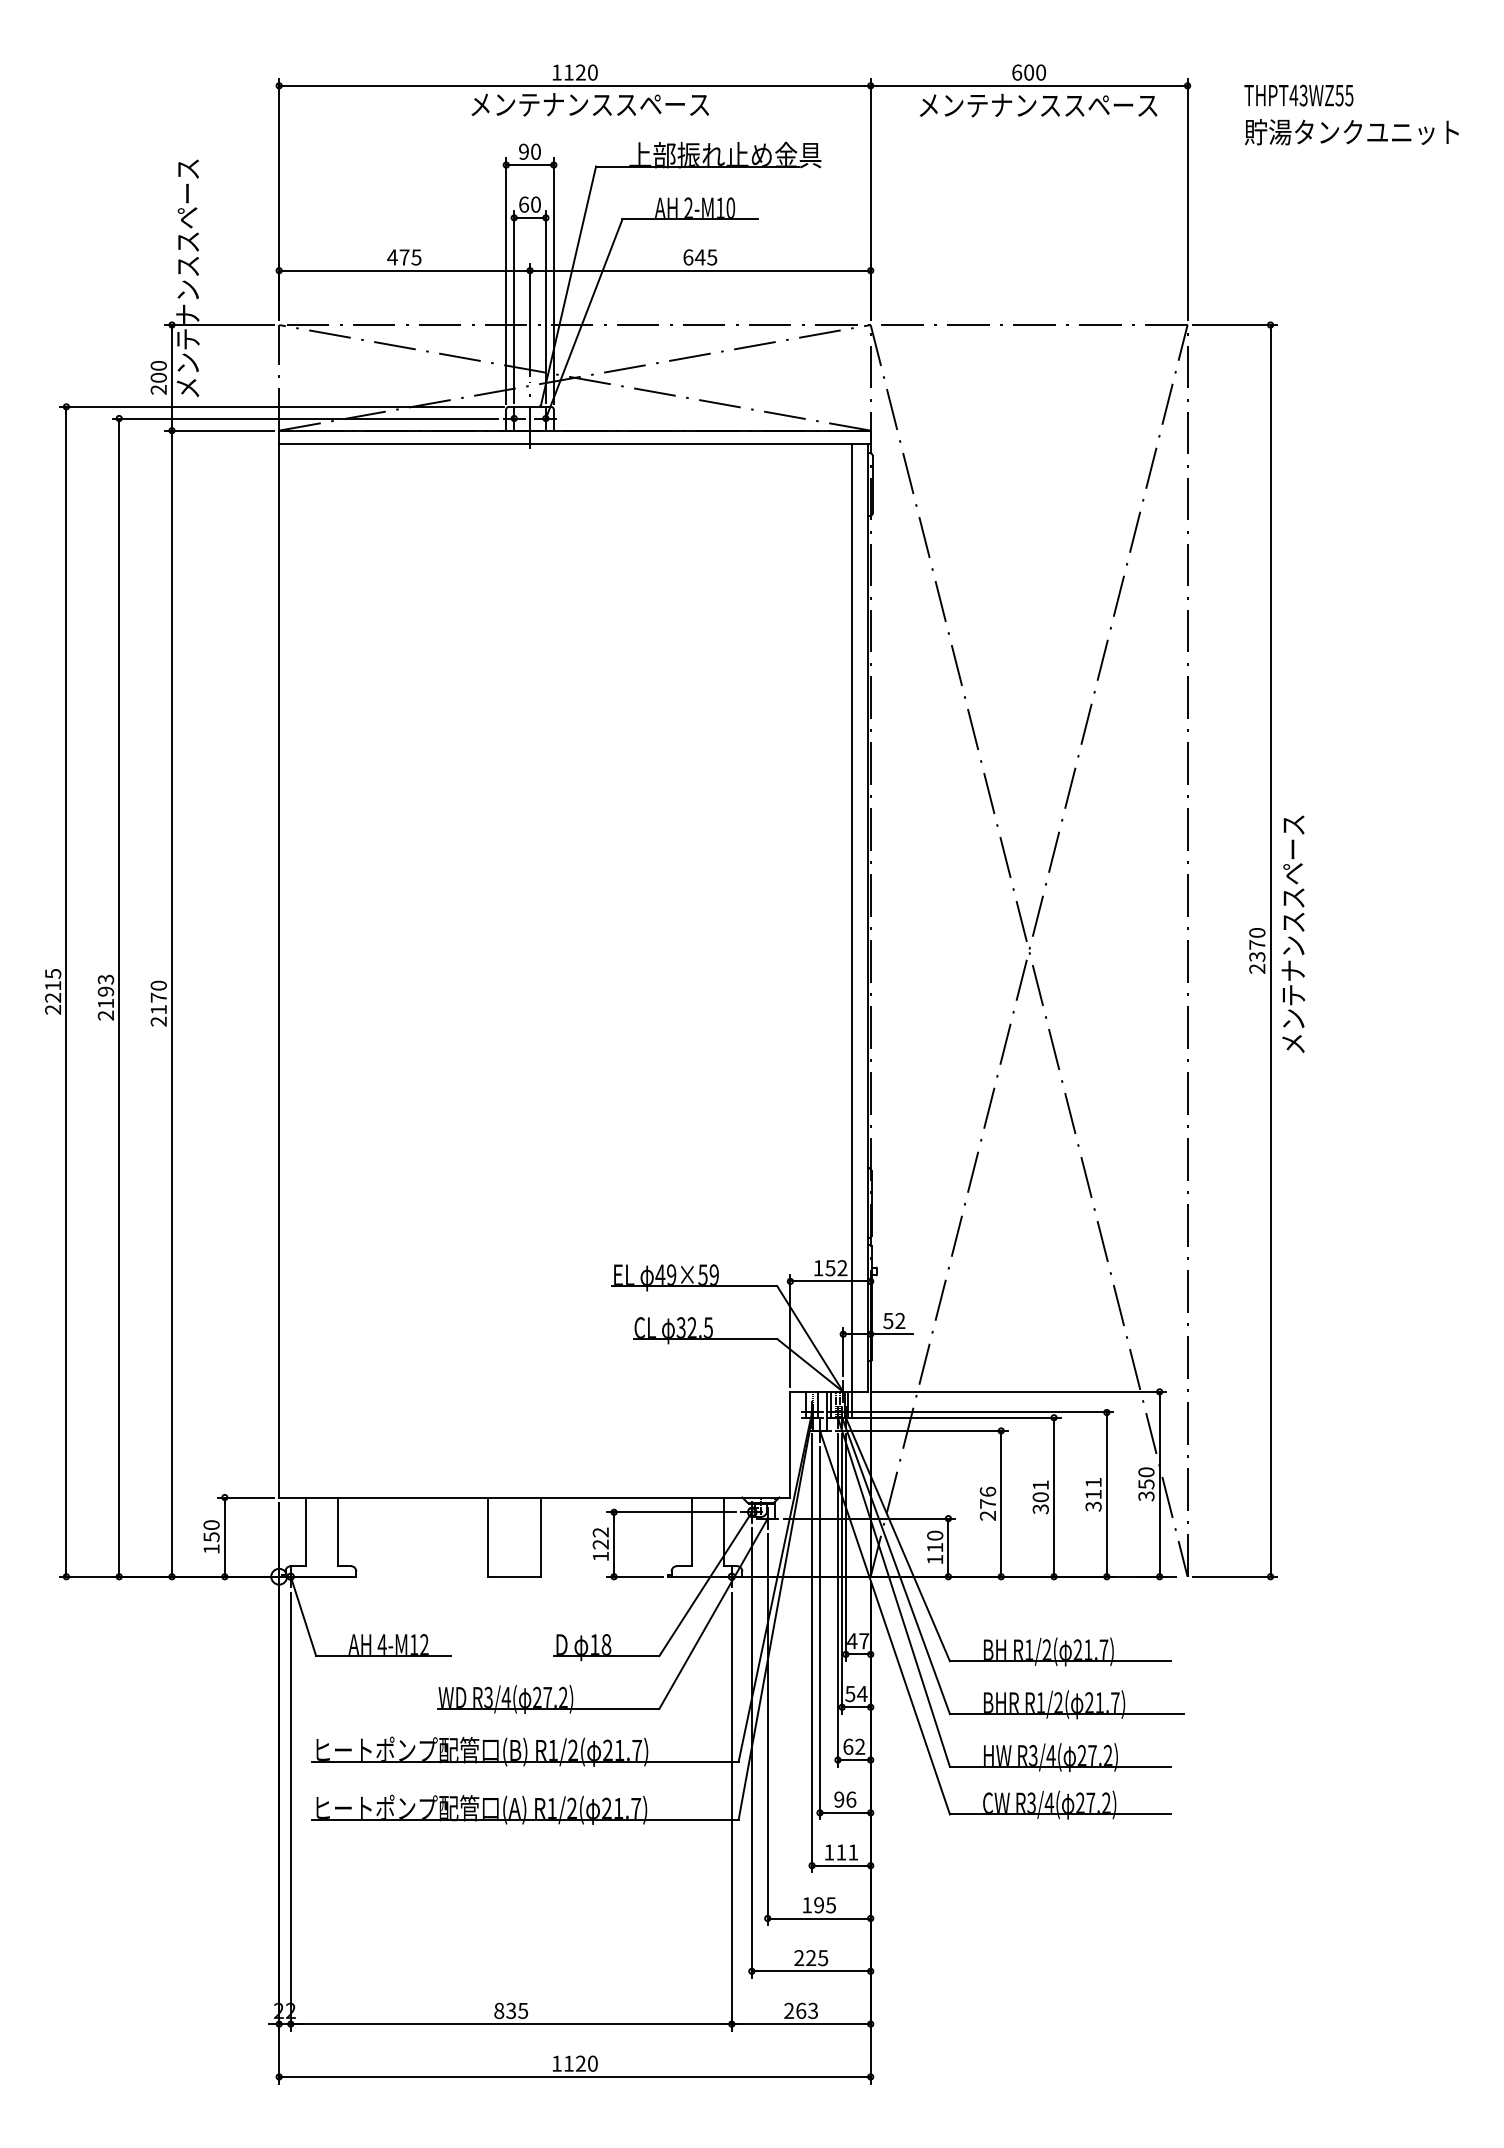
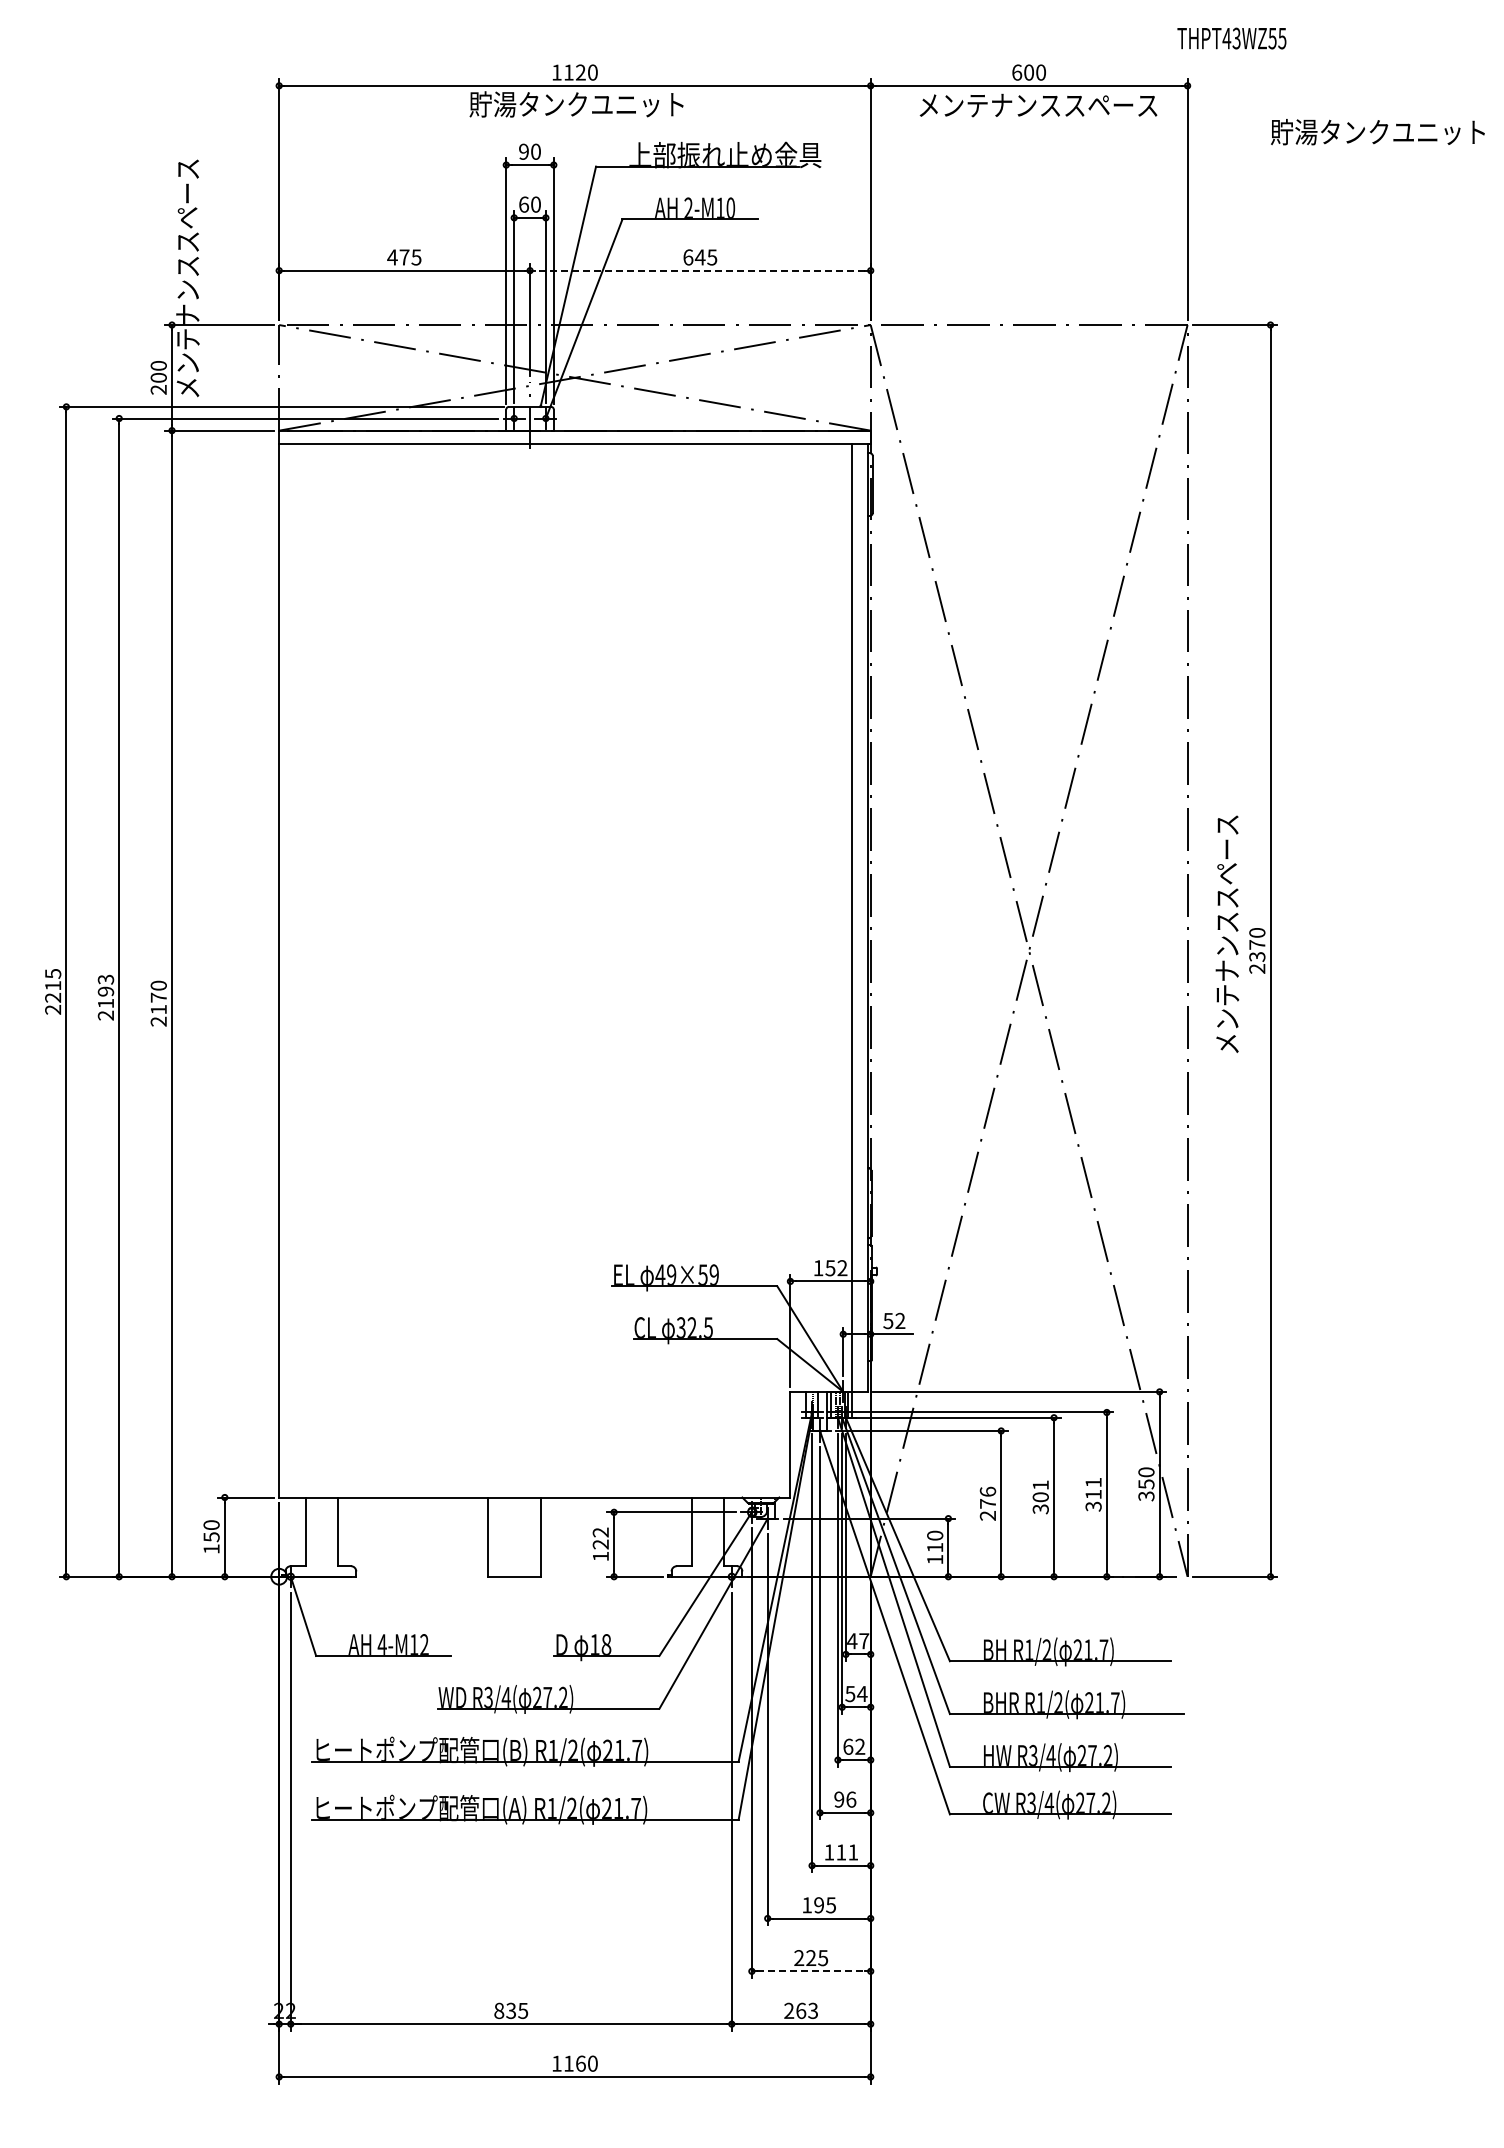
text position: (1298, 95) -> (1231, 38) (1231, 38)
text: メンテナンススペース -> 貯湯タンクユニット (588, 104)
text position: (1351, 132) -> (1377, 132) (1377, 132)
line: solid -> dashed (699, 270)
text position: (1293, 933) -> (1227, 933) (1227, 933)
line: solid -> dashed (811, 1971)
text: 1120 -> 1160 (580, 2063)
